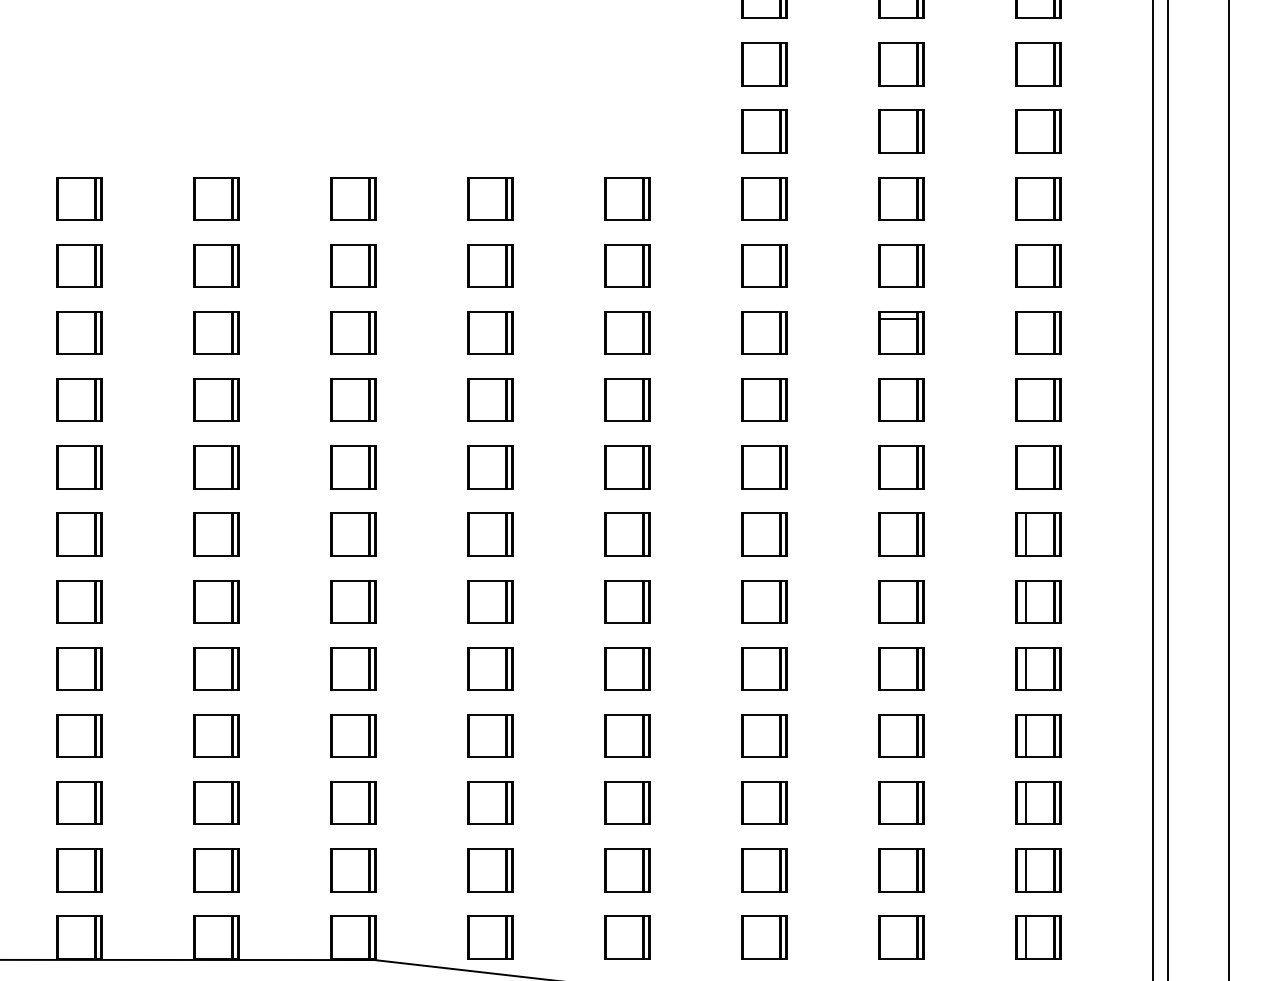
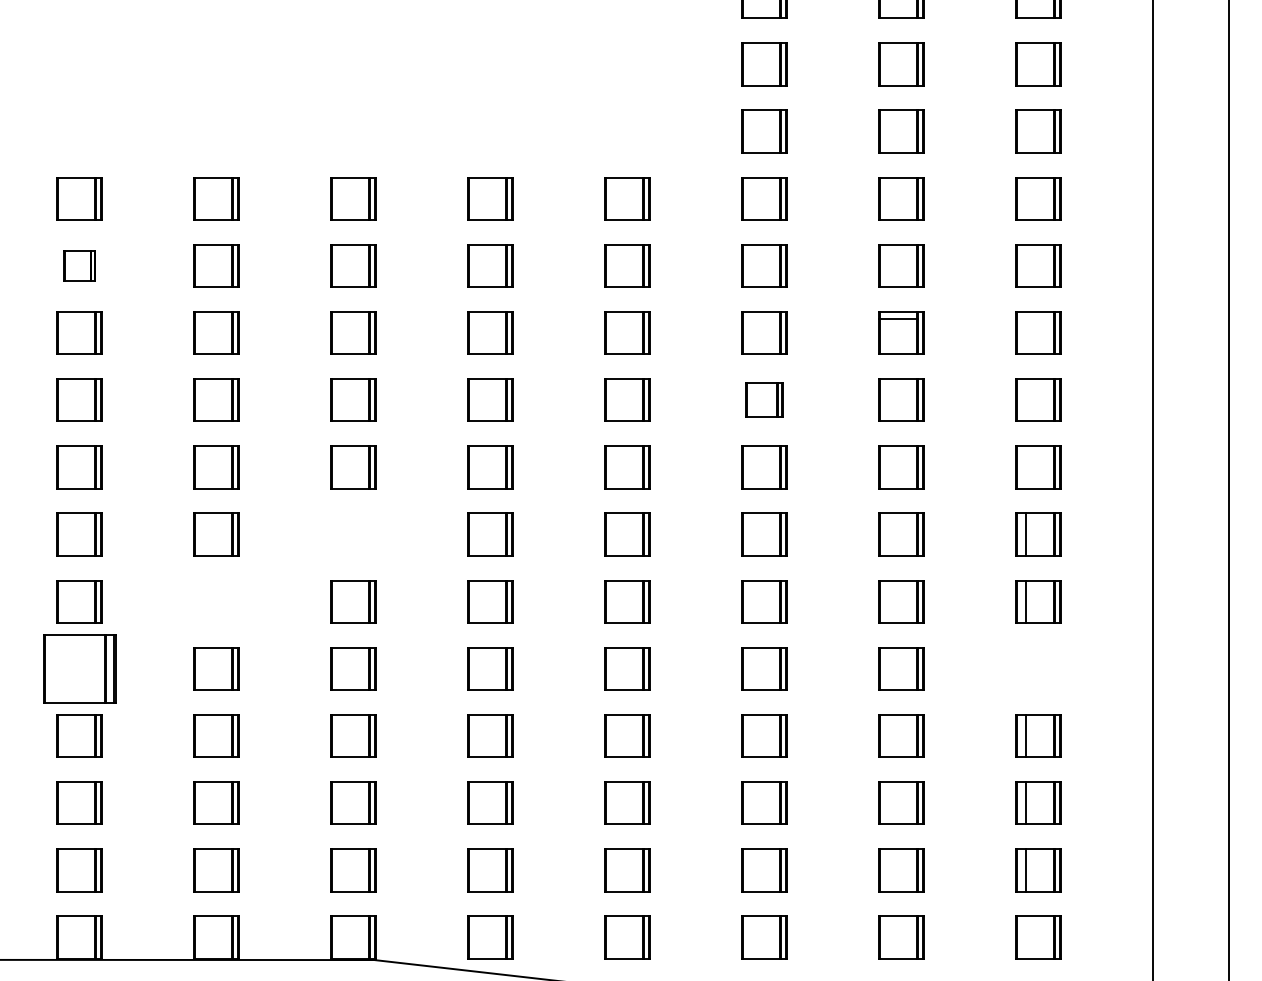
part size: 47x44 px -> 33x32 px (79, 265)
part size: 47x44 px -> 39x36 px (764, 399)
line: present -> none (1167, 489)
part: present -> none (353, 534)
part: present -> none (216, 601)
part size: 47x44 px -> 74x70 px (79, 668)
part: present -> none (1038, 668)
line: present -> none (1026, 937)
